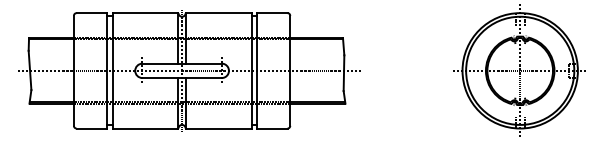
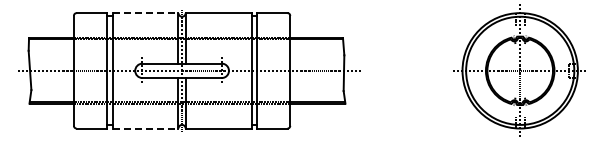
line: solid -> dashed (145, 13)
line: solid -> dashed (145, 128)
